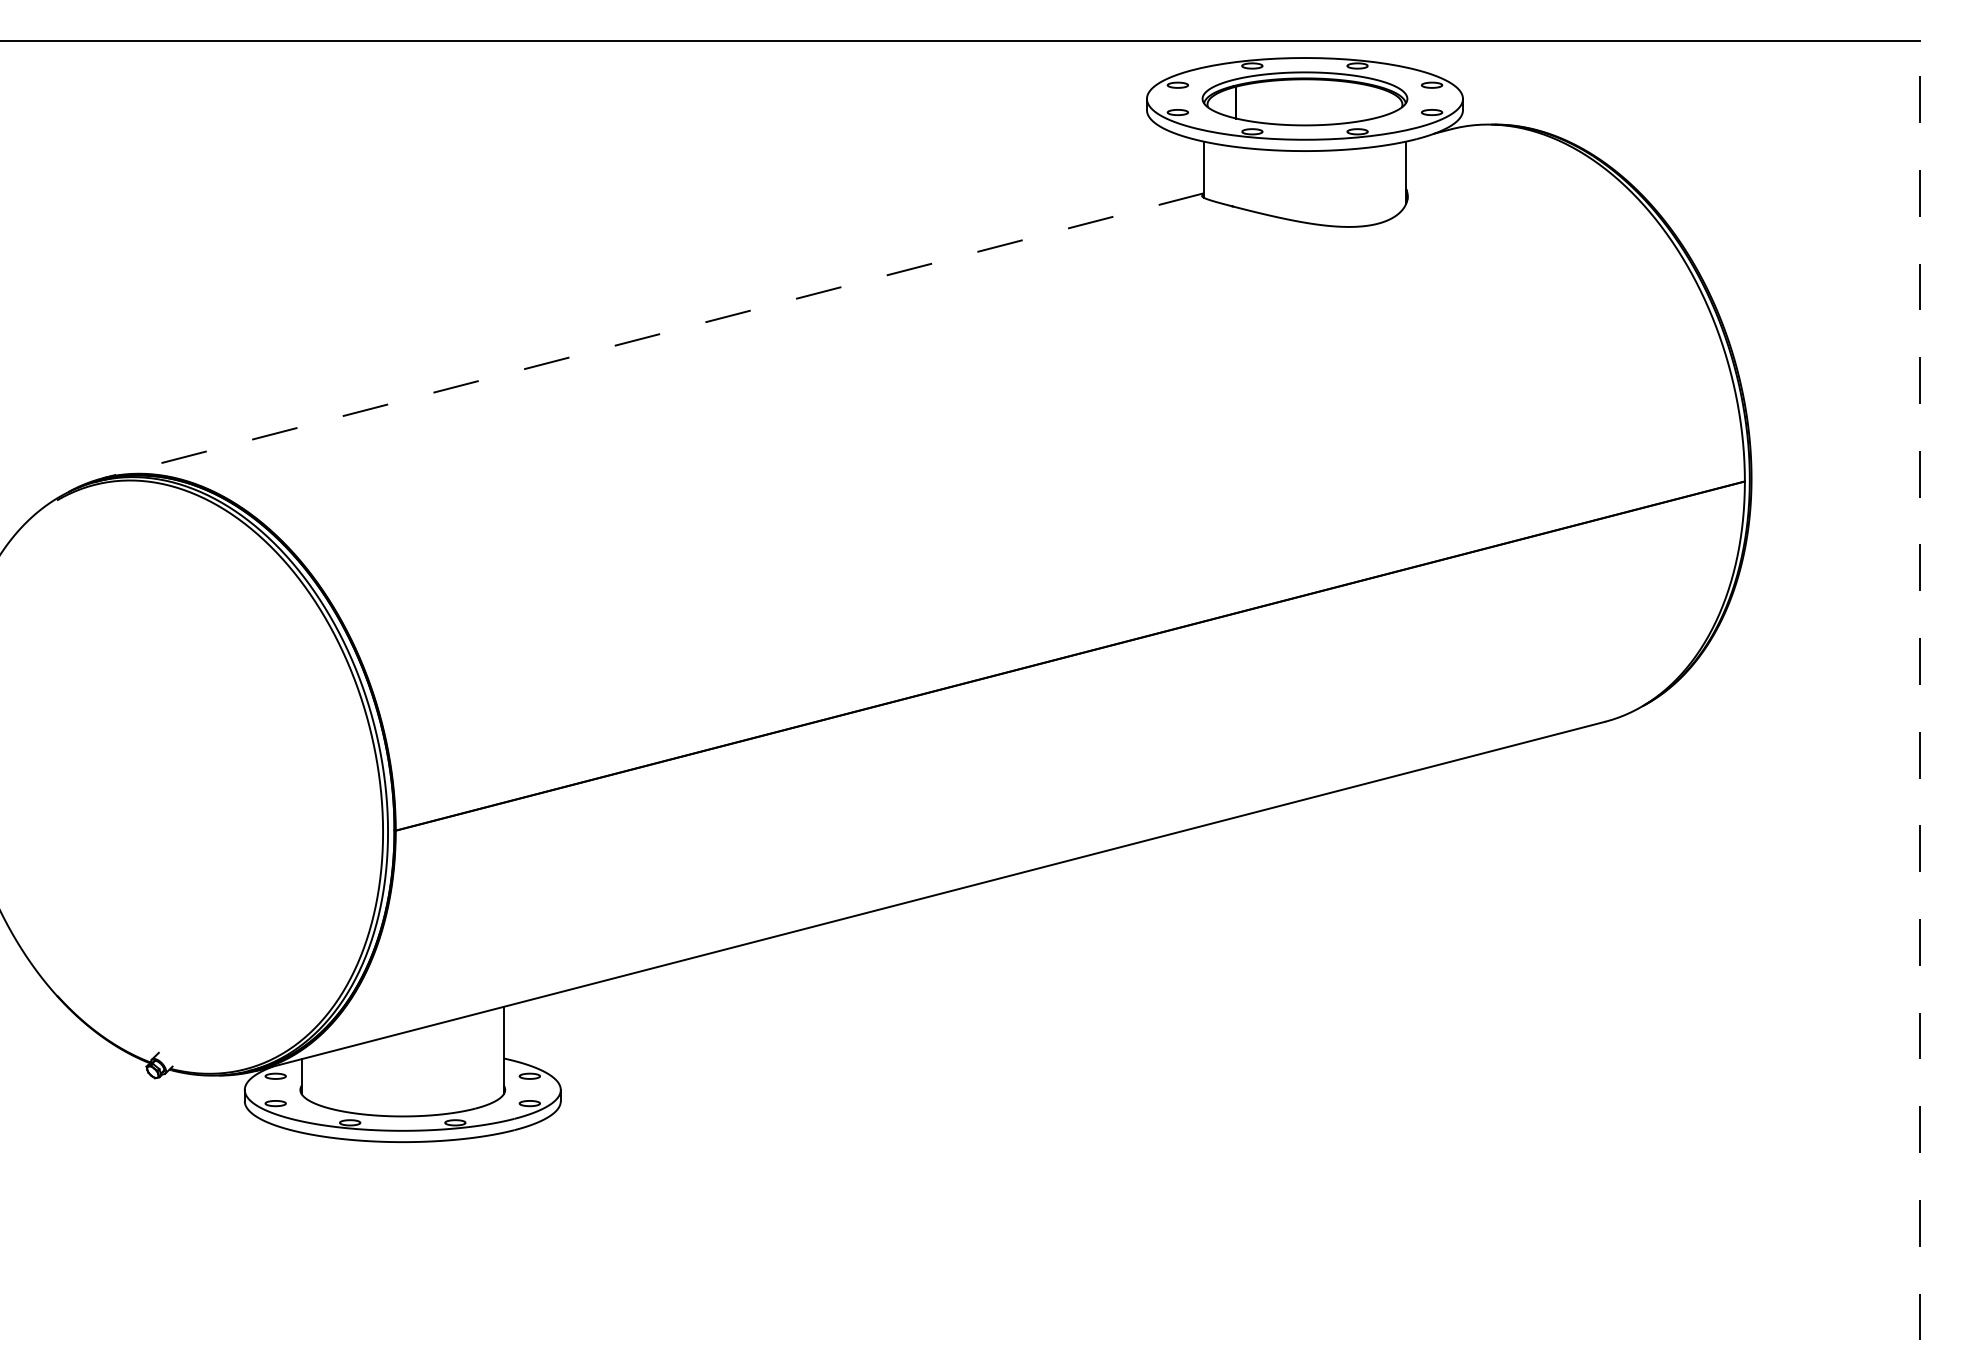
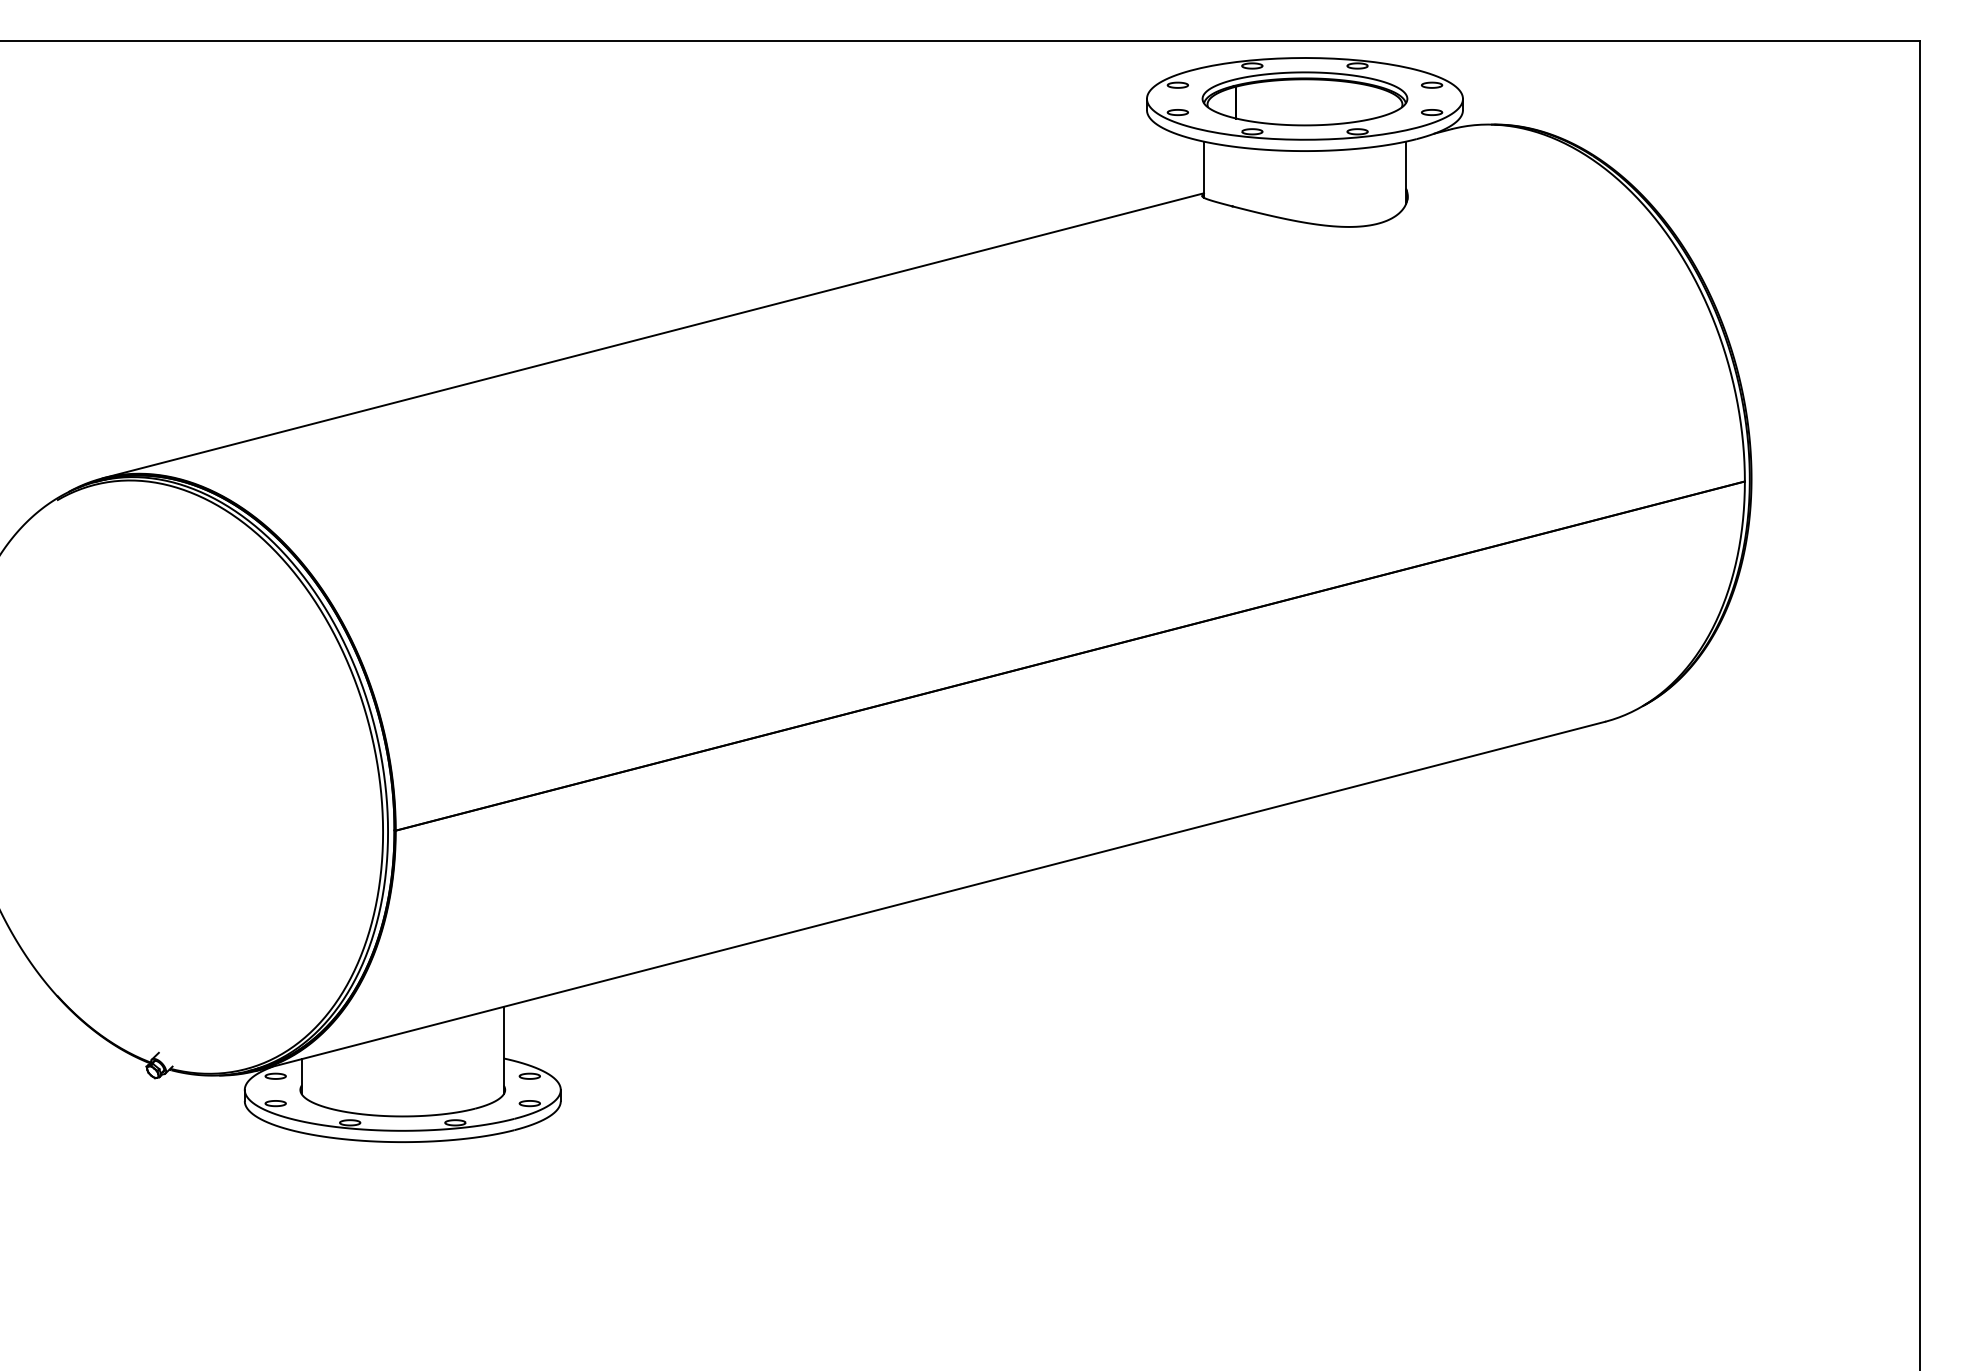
line: dashed -> solid (653, 335)
line: dashed -> solid (1919, 705)
